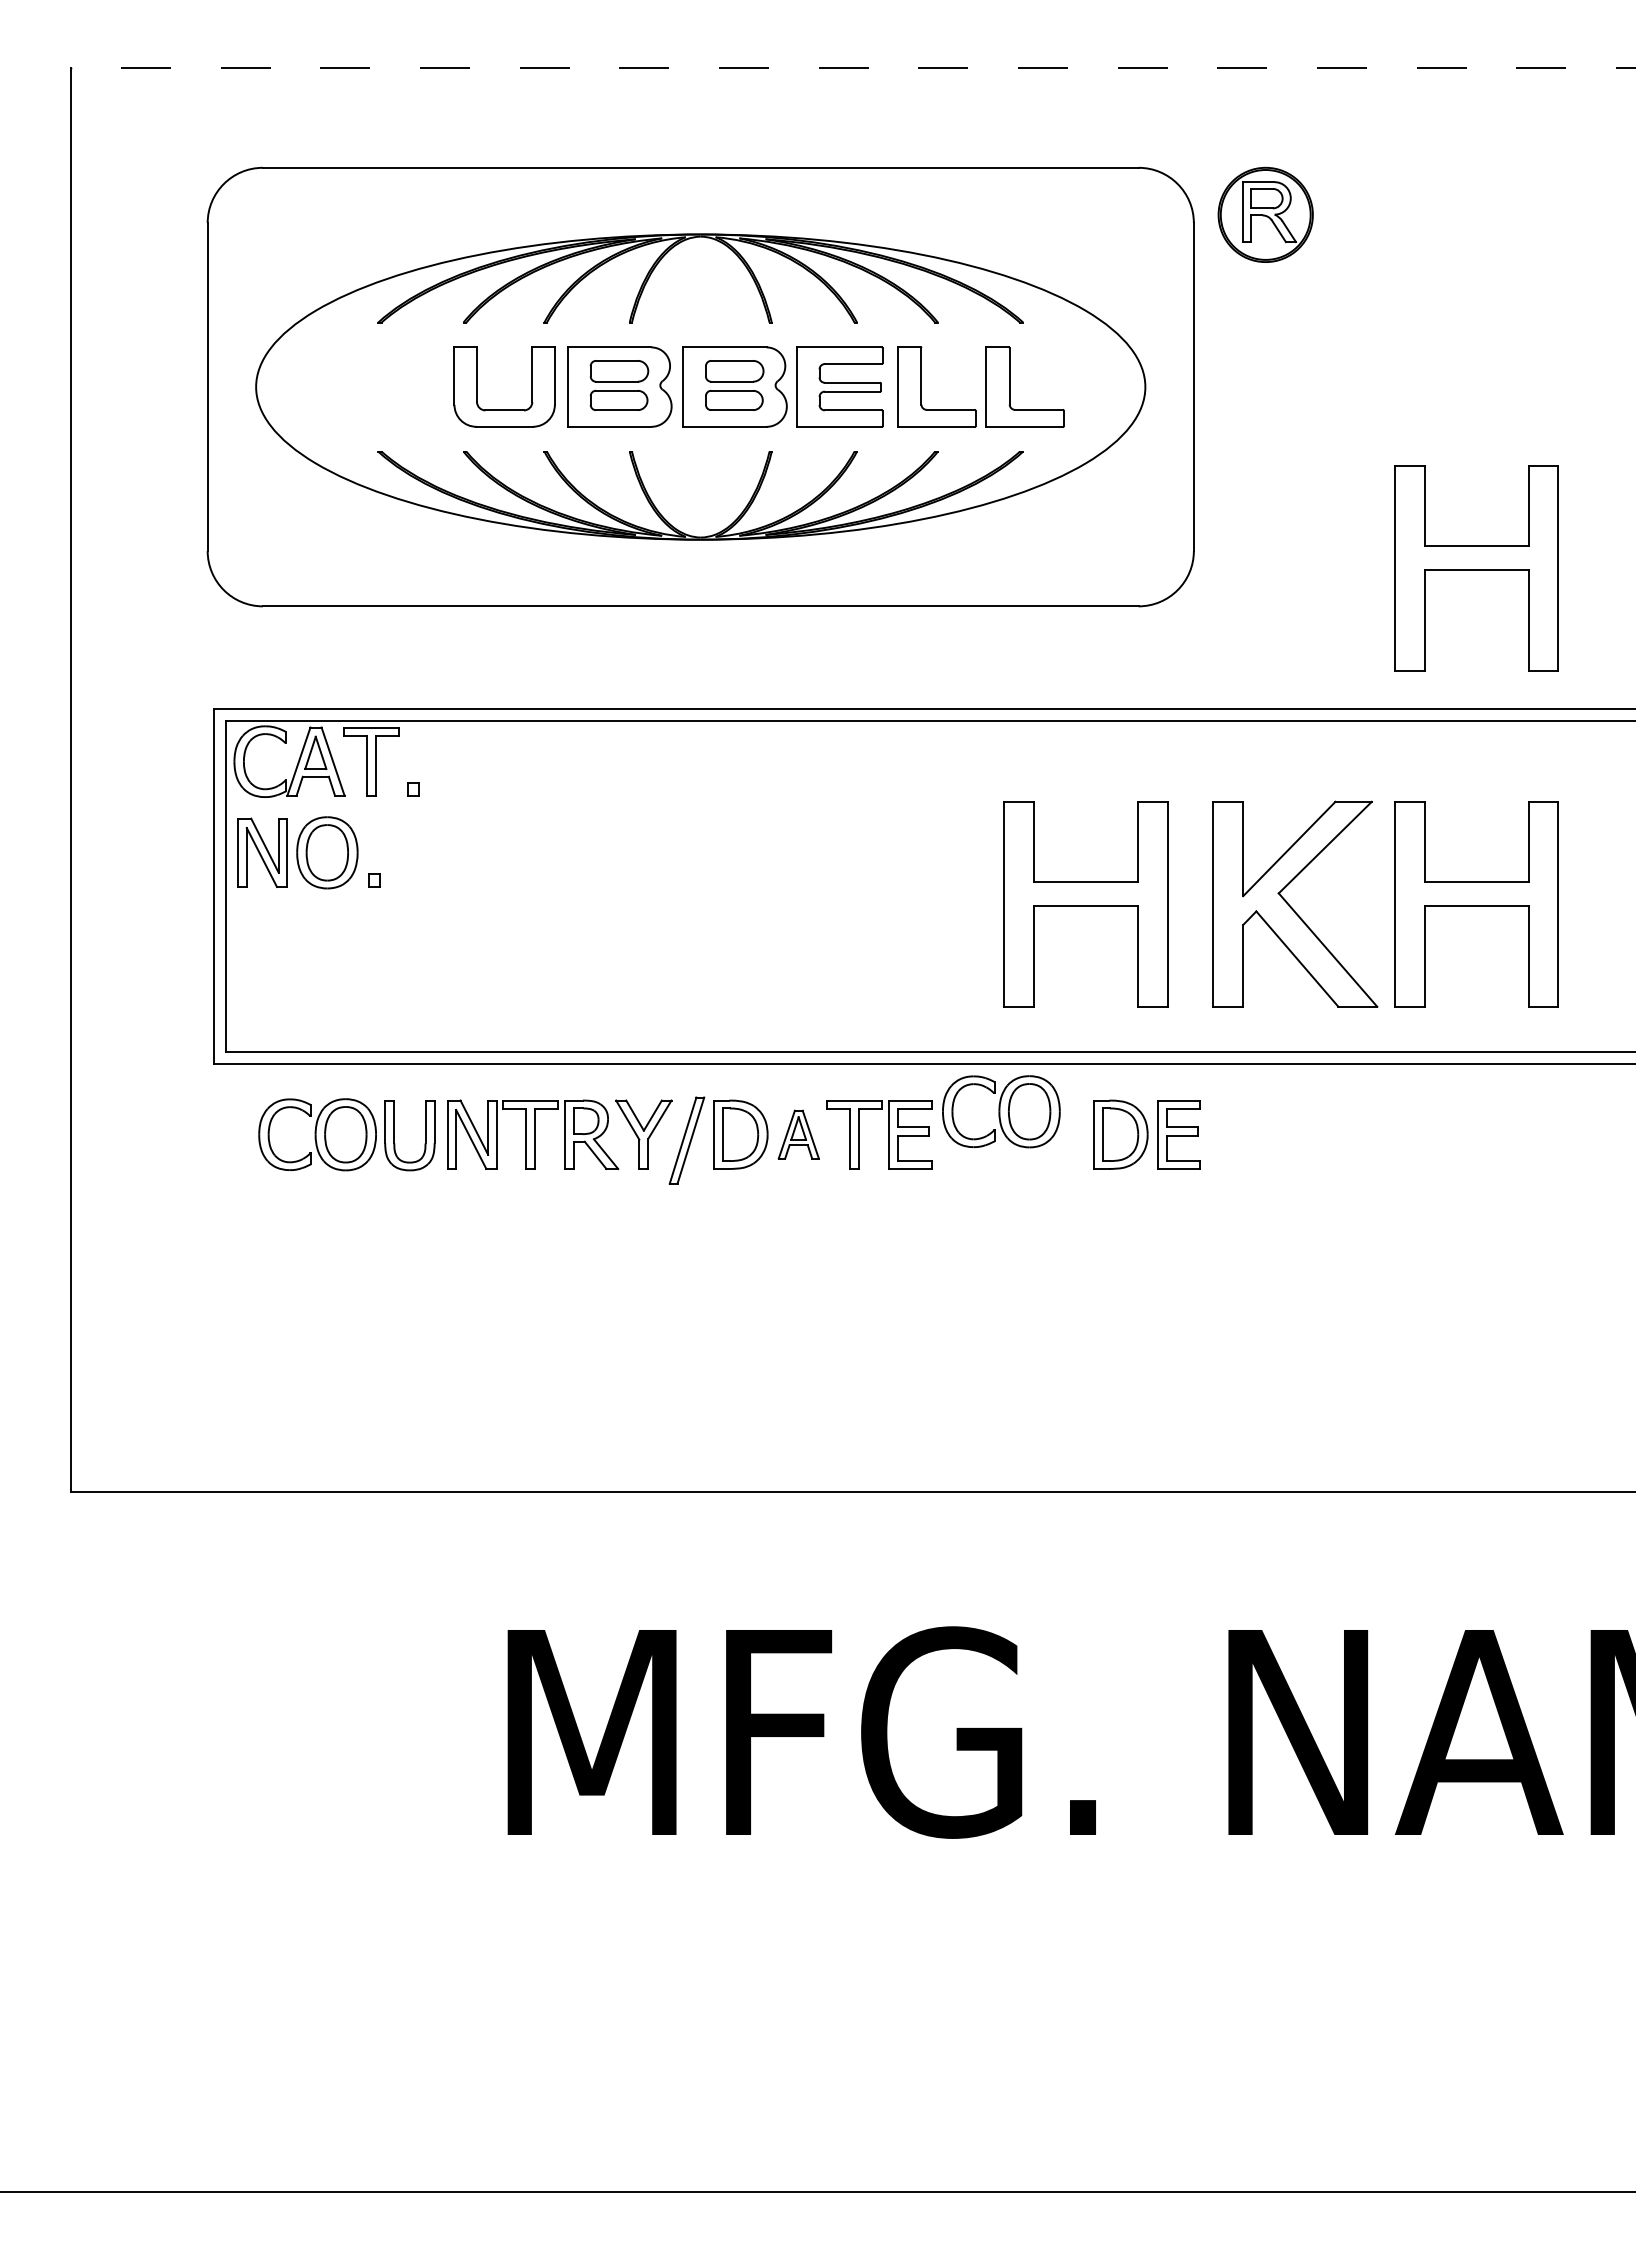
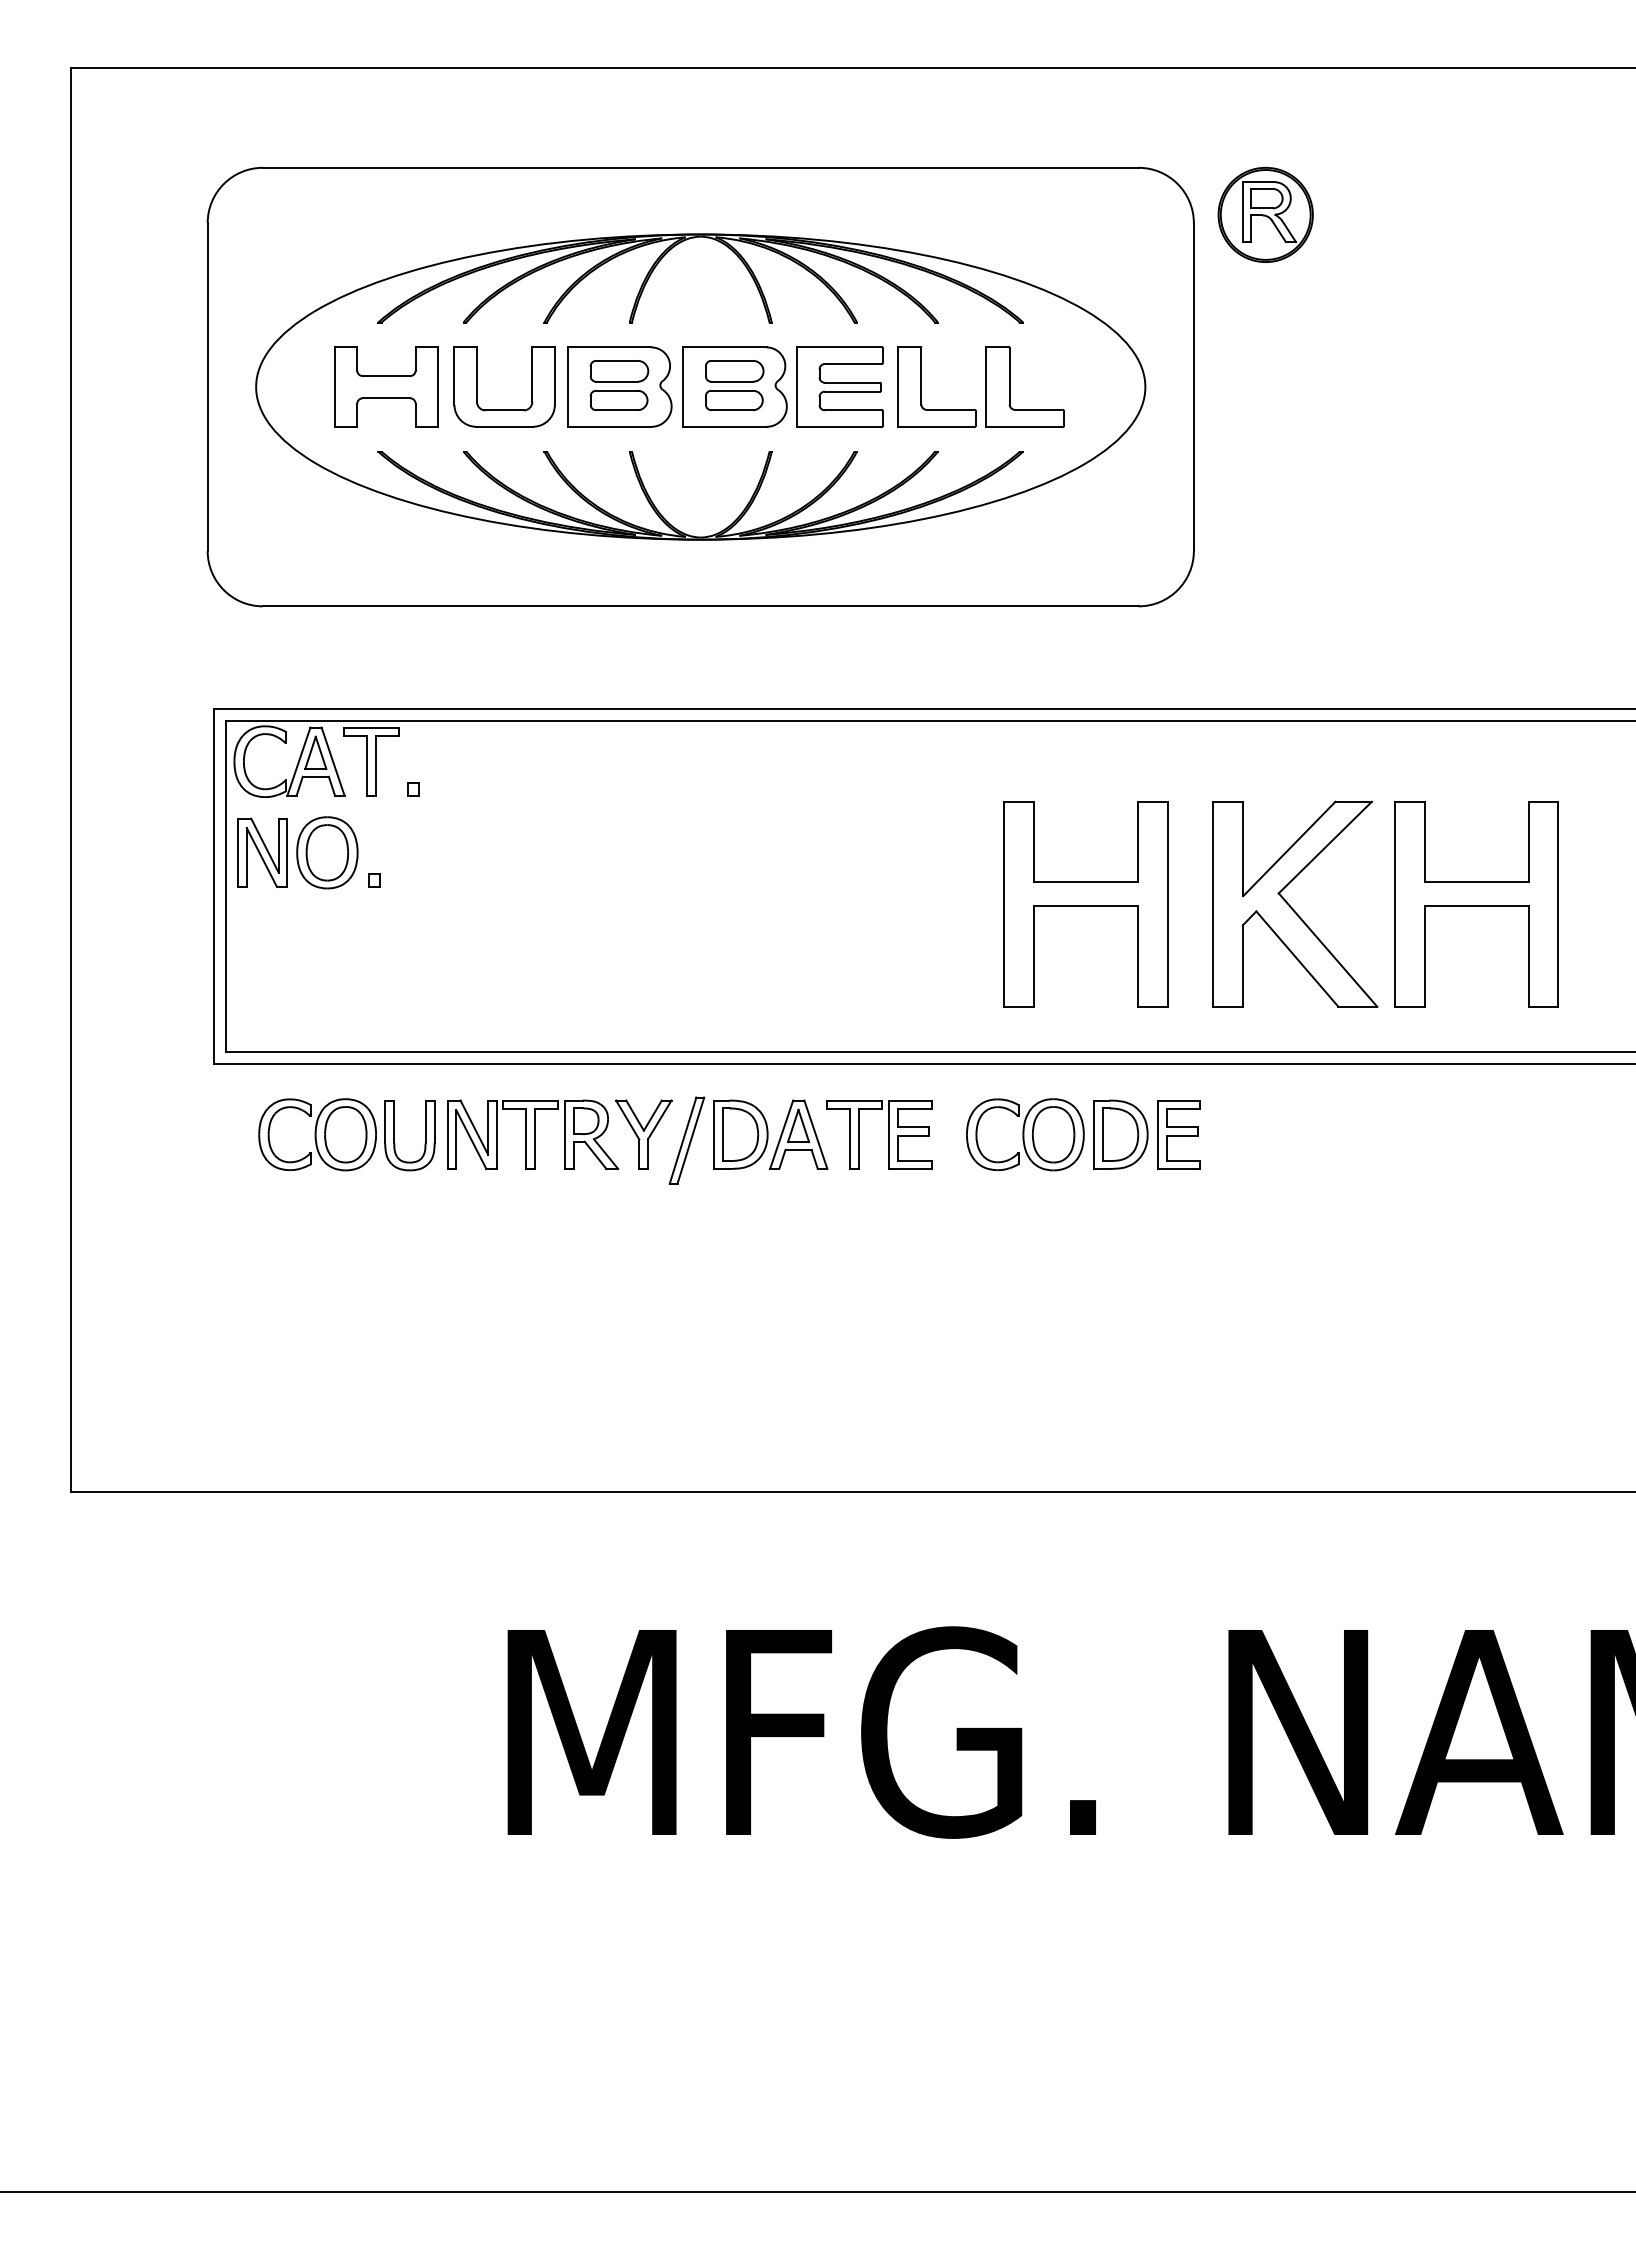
line: dashed -> solid (853, 67)
part: none -> present (386, 386)
part: present -> none (1476, 568)
part position: (1001, 1111) -> (1025, 1134) (1025, 1134)
part size: 43x51 px -> 60x71 px (798, 1134)
